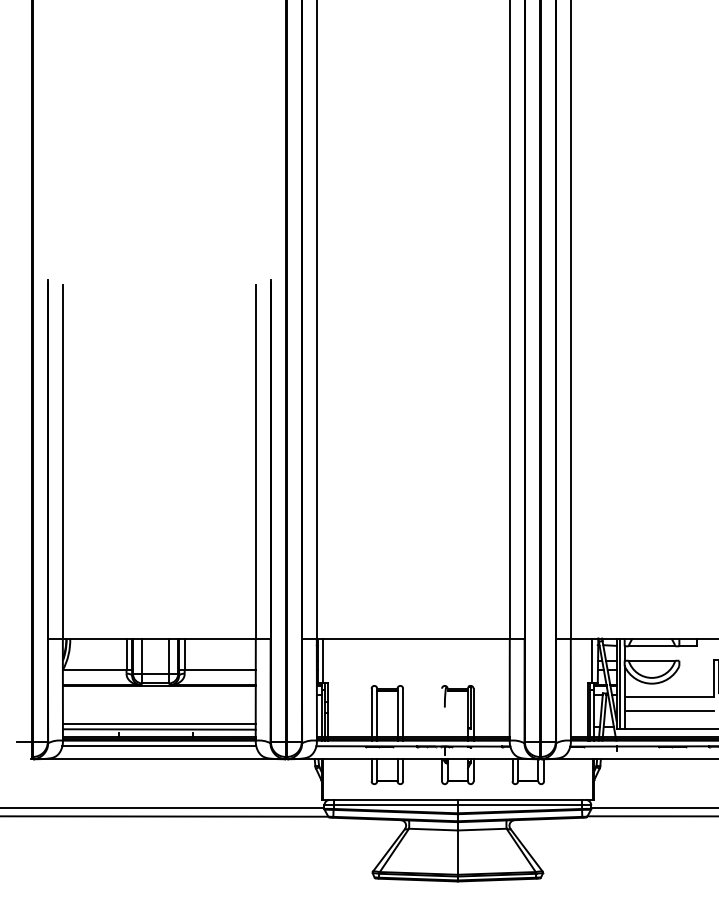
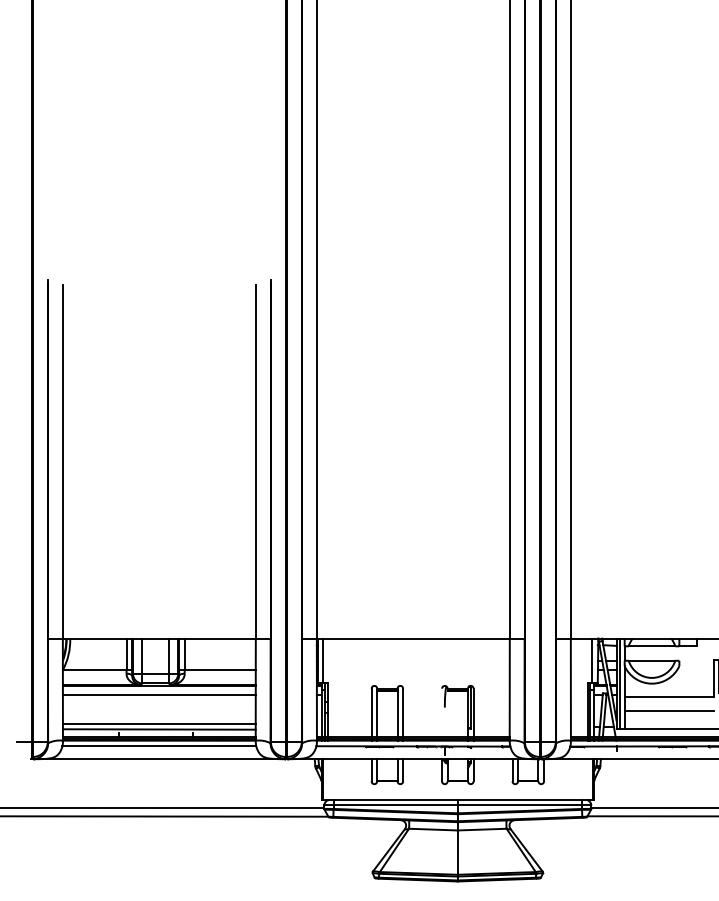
line: none -> present (158, 695)
